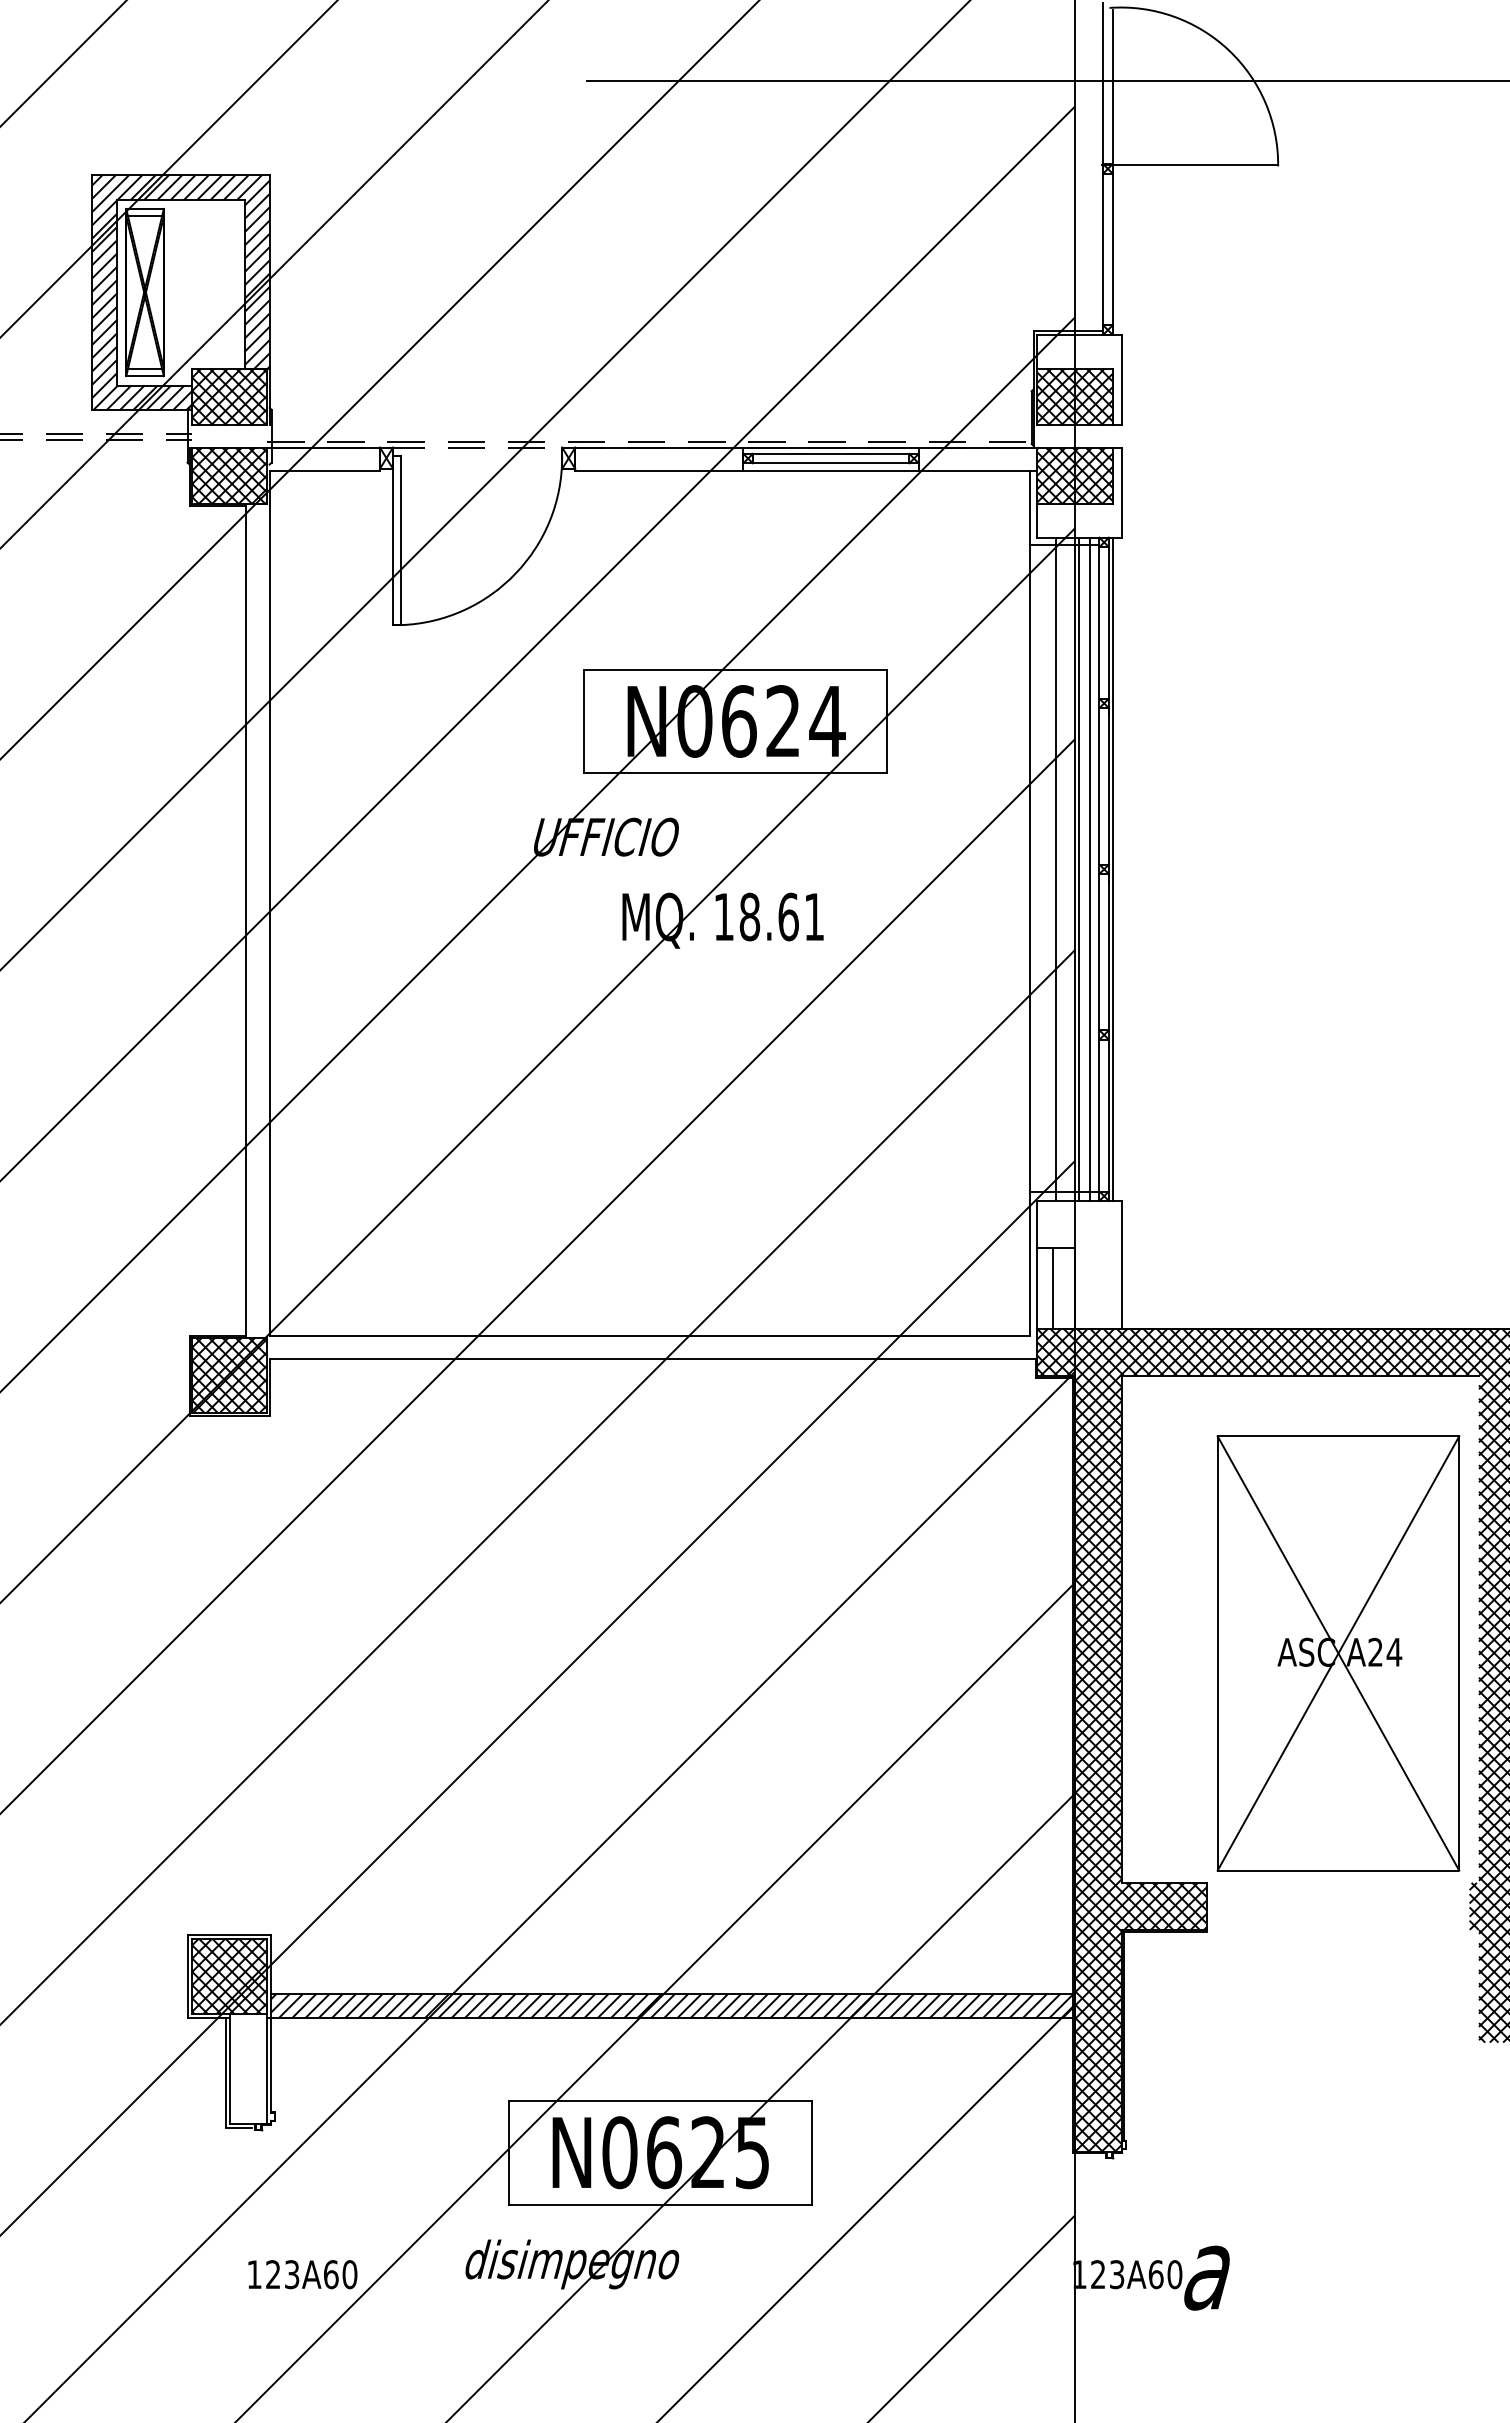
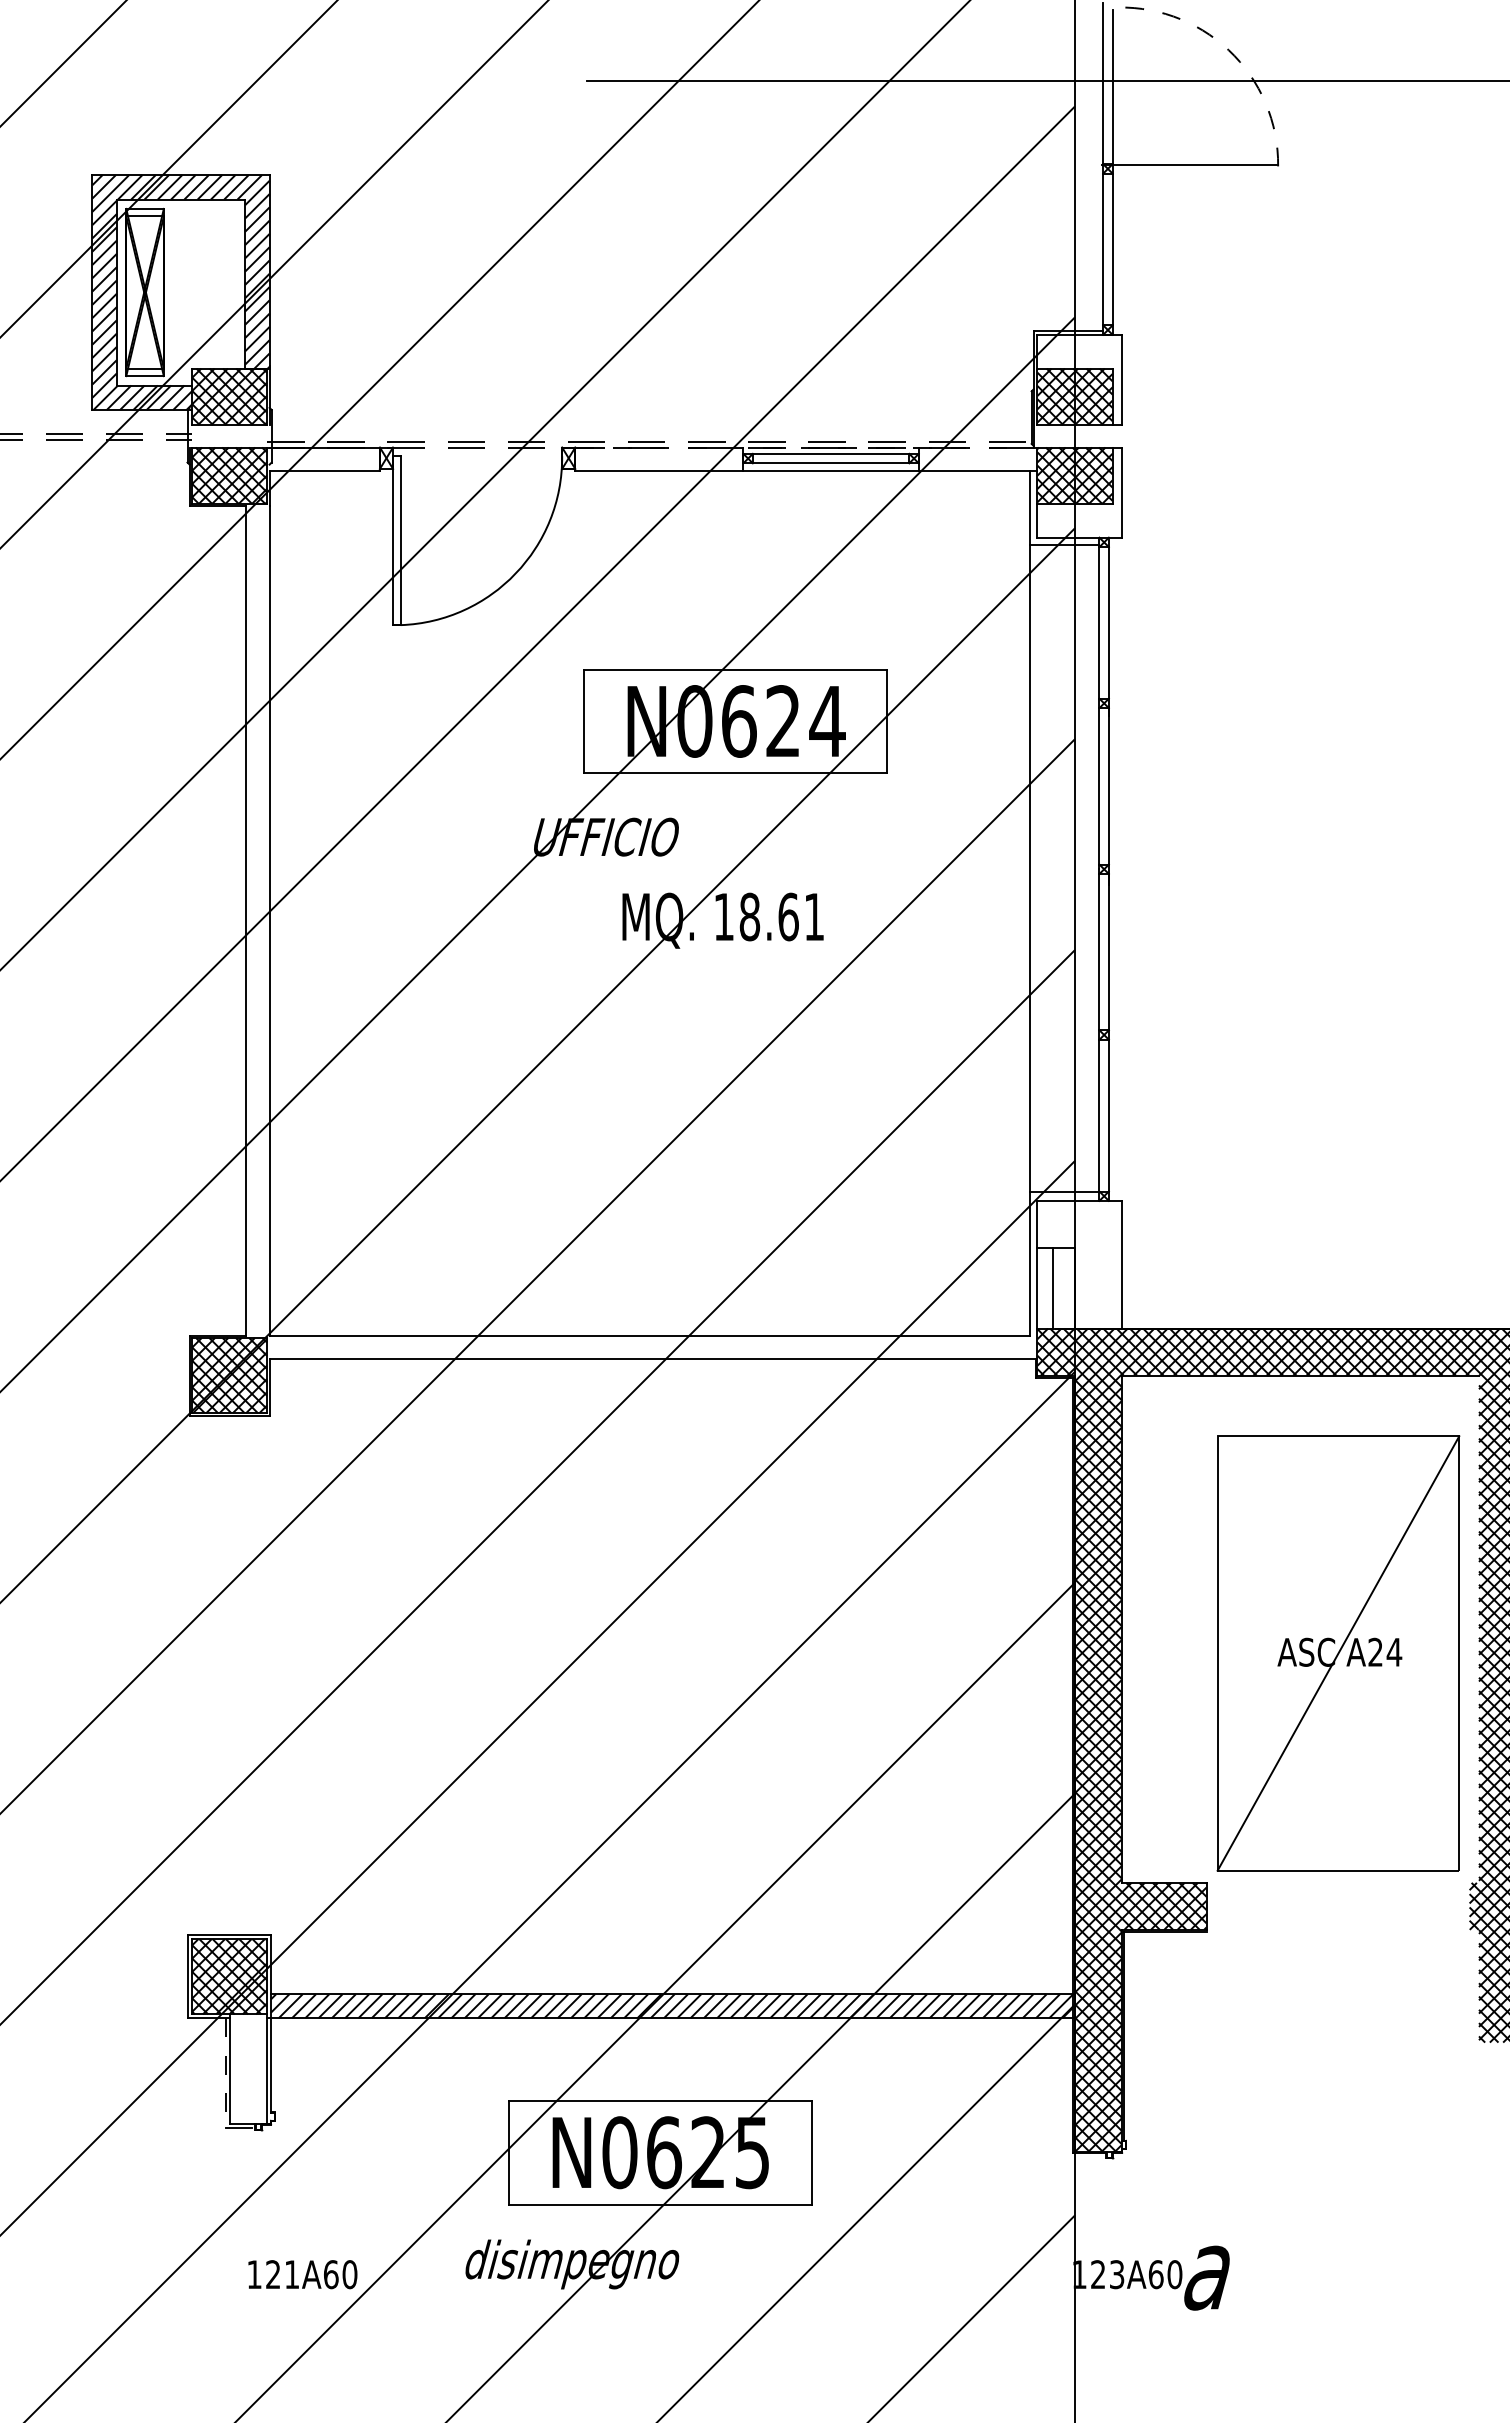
arc: solid -> dashed (1228, 50)
line: solid -> dashed (806, 447)
line: present -> none (1056, 868)
line: present -> none (1078, 868)
line: present -> none (1090, 868)
line: present -> none (1112, 868)
line: present -> none (1338, 1653)
line: solid -> dashed (225, 2073)
text: 123A60 -> 121A60 (292, 2274)
